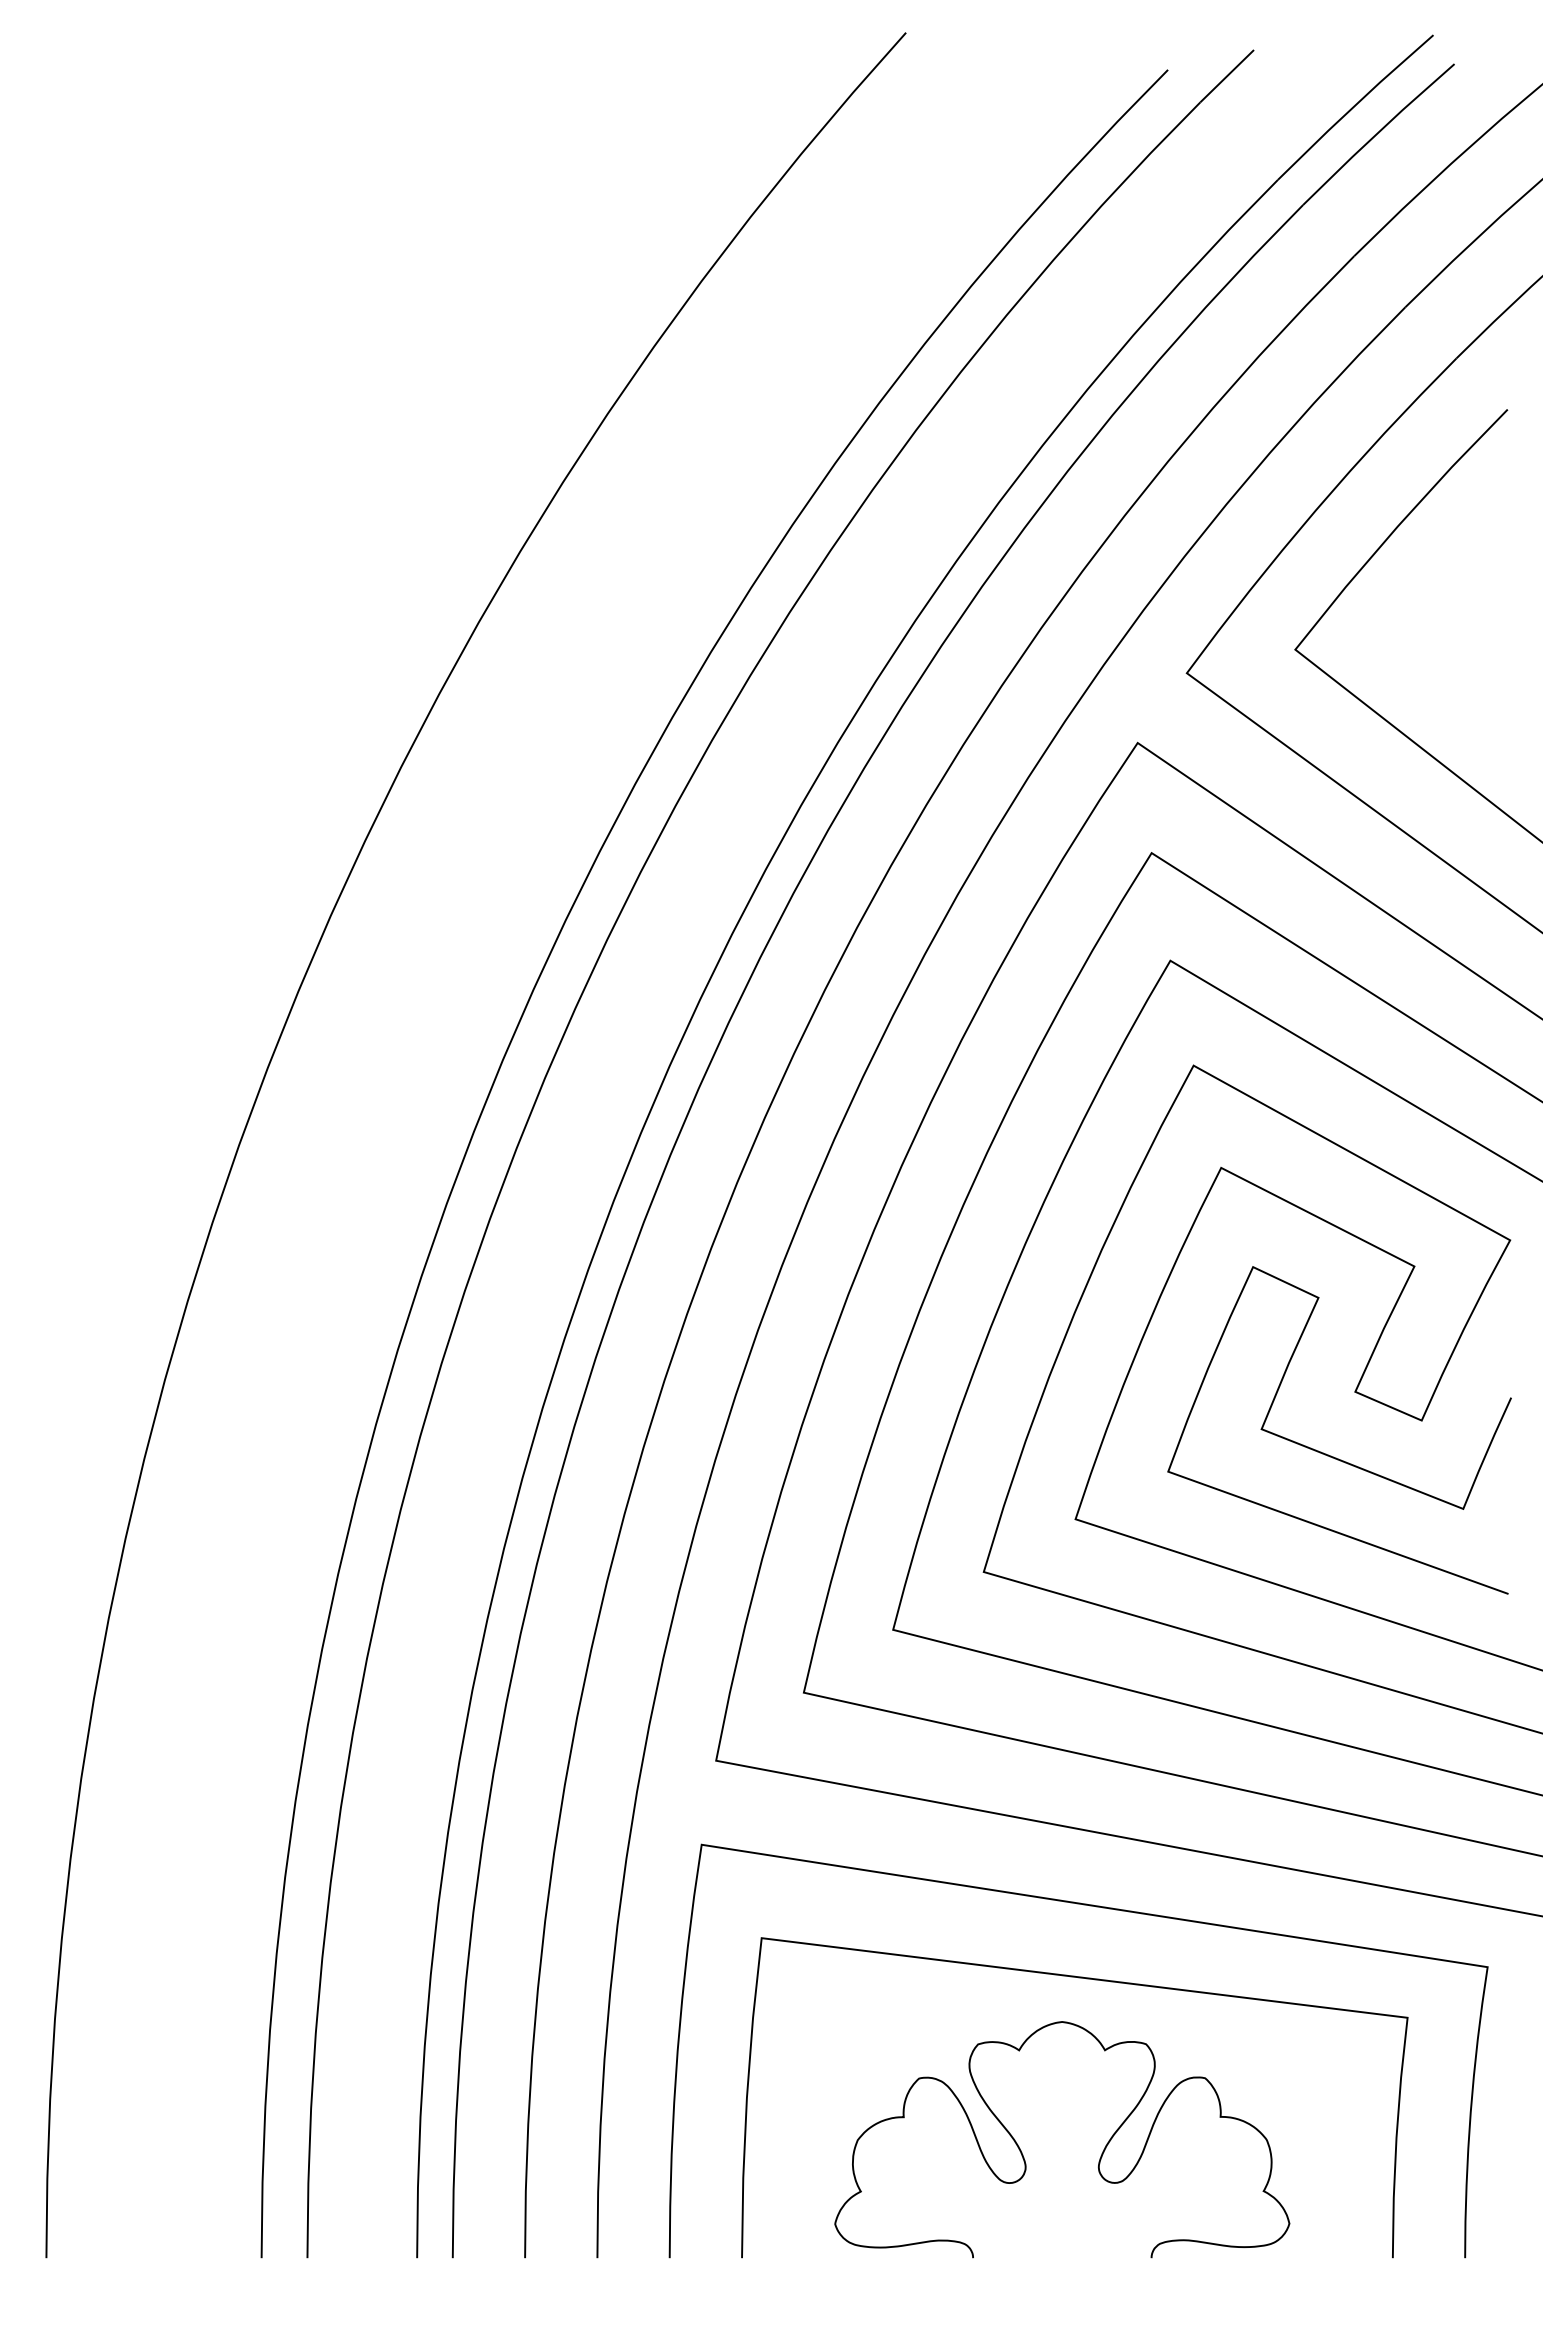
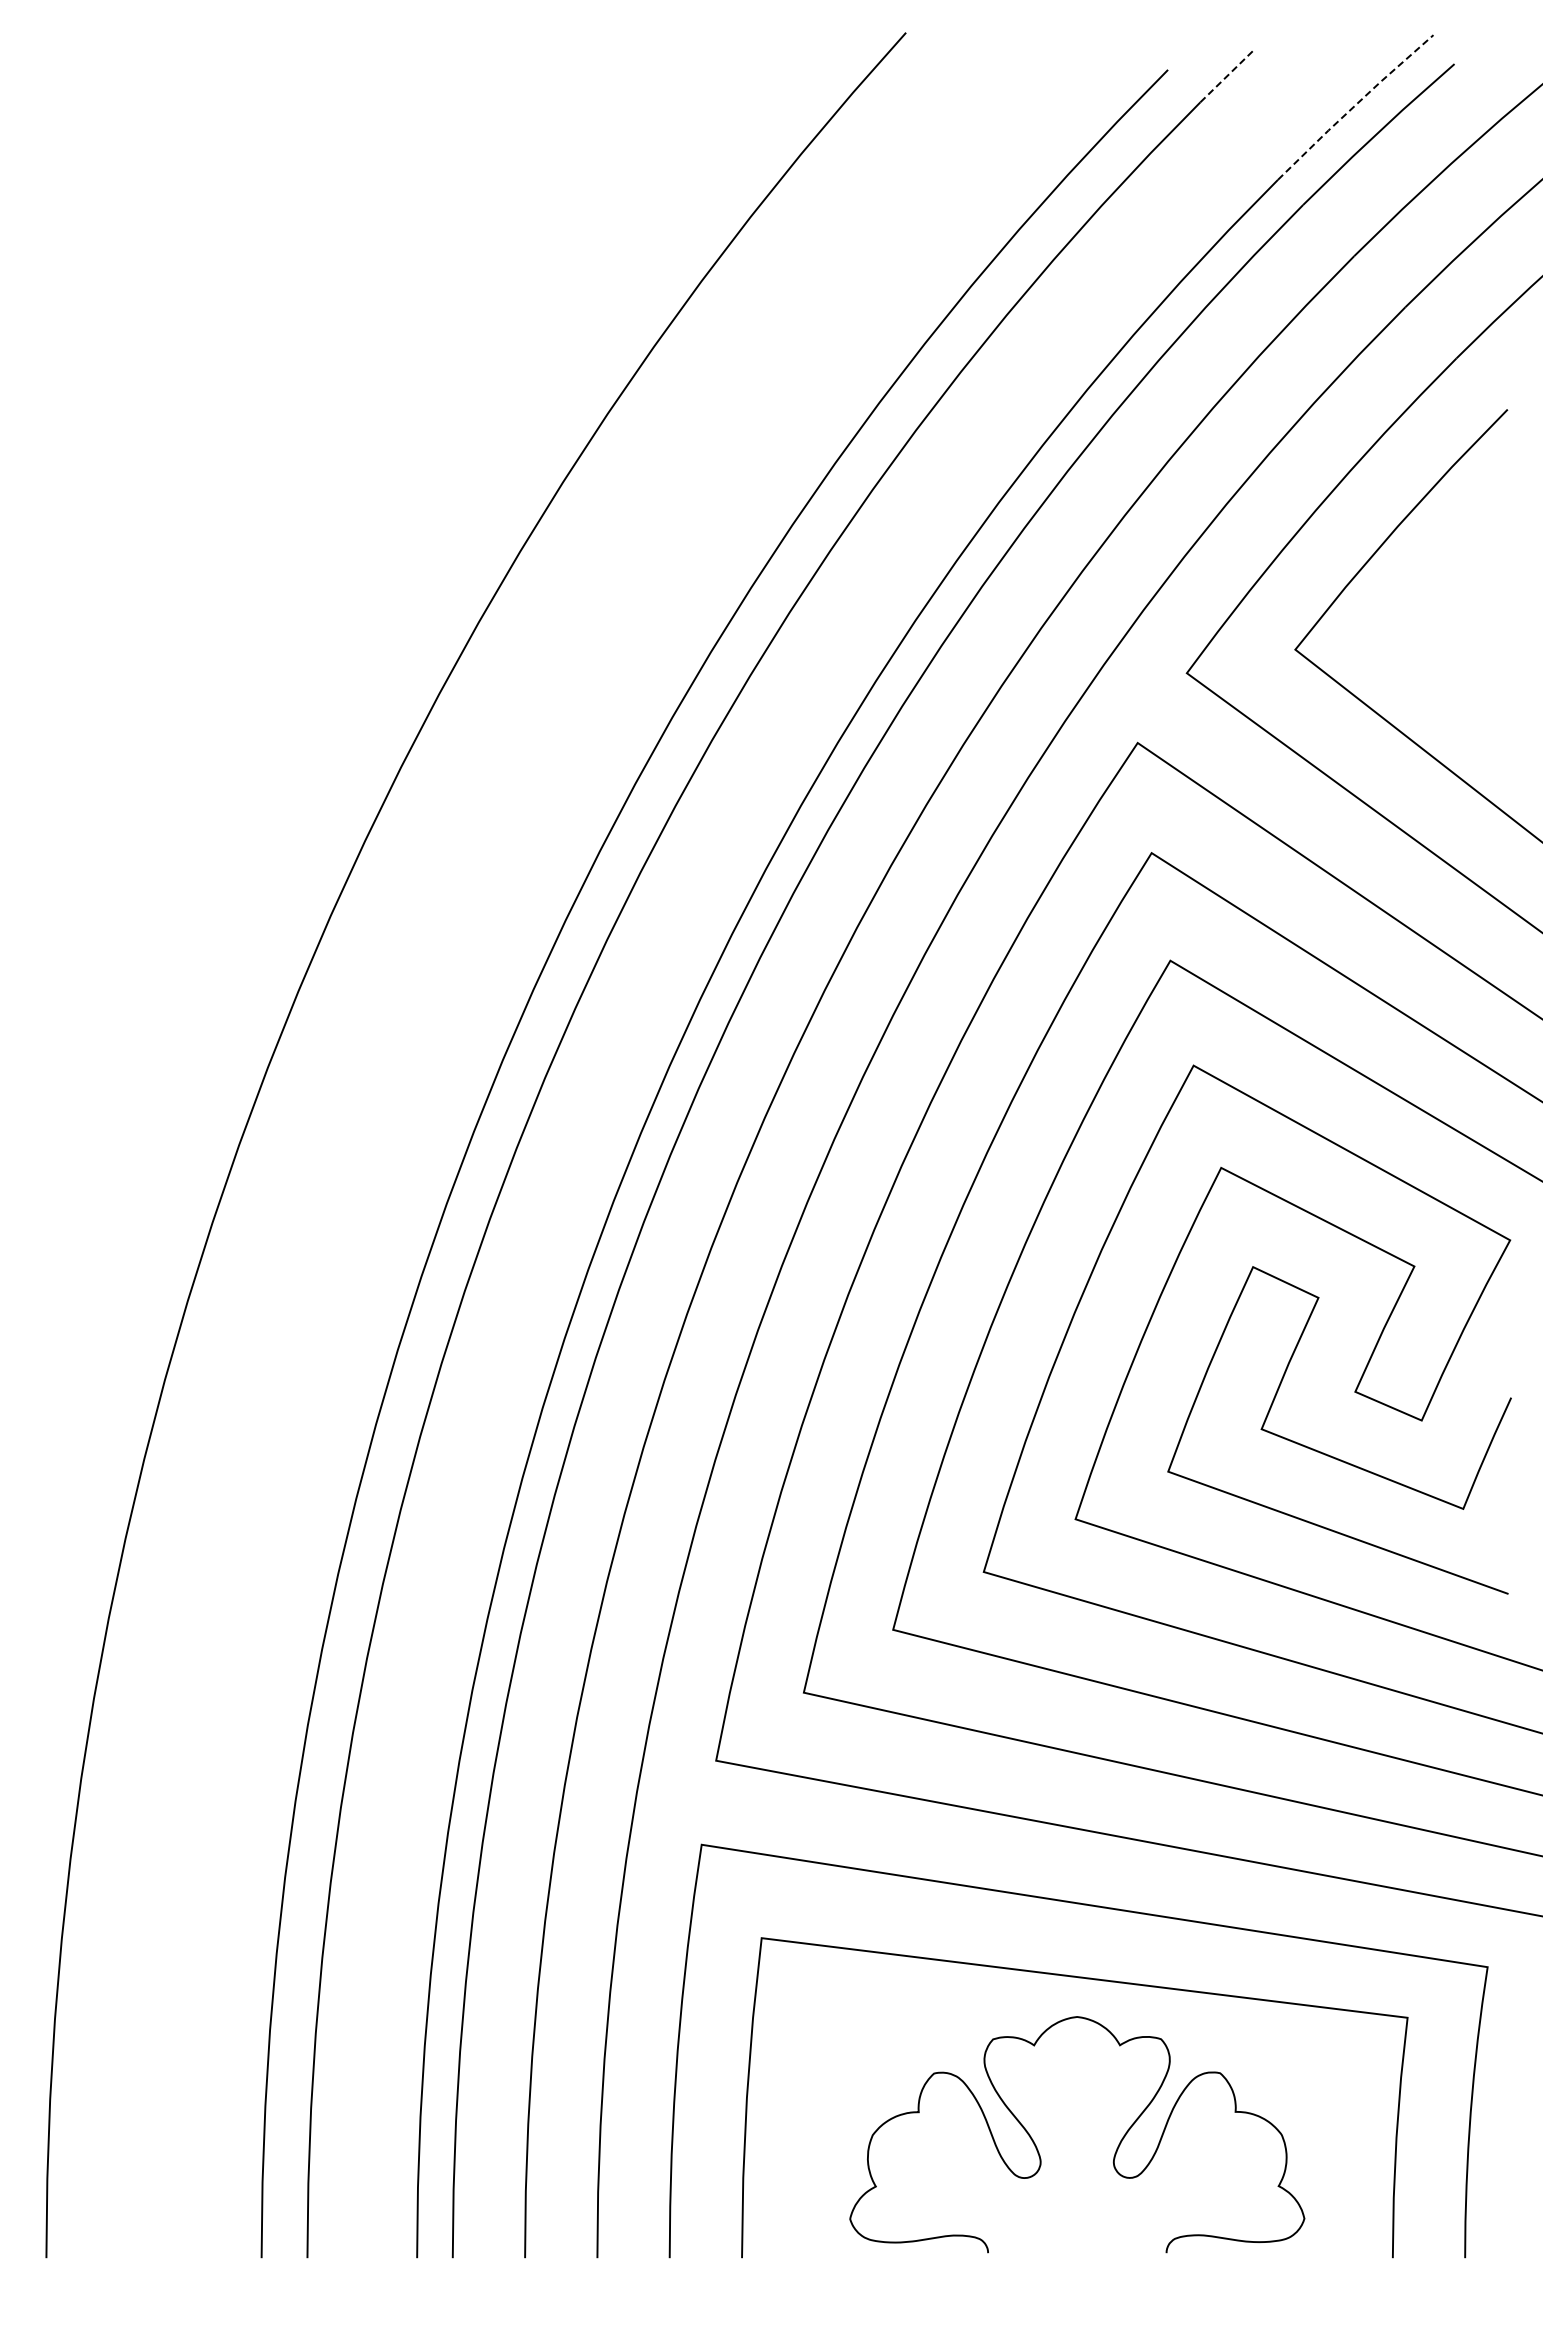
line: solid -> dashed (1227, 75)
line: solid -> dashed (1354, 106)
curve position: (1101, 2153) -> (1116, 2148) (1116, 2148)
